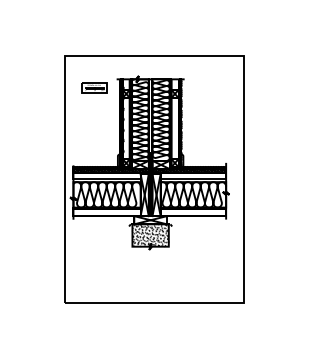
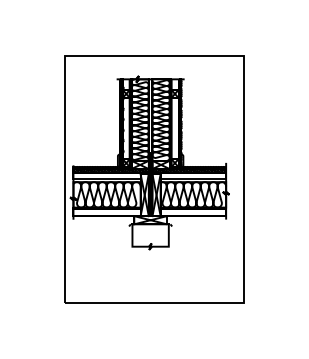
part: present -> none (94, 87)
hatch: present -> none (150, 235)
